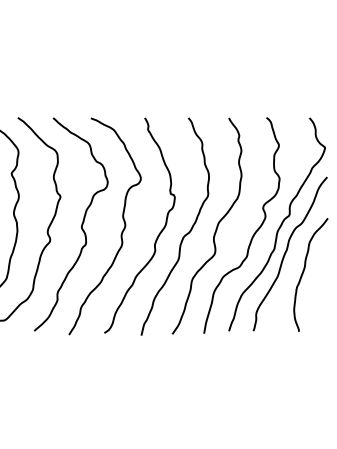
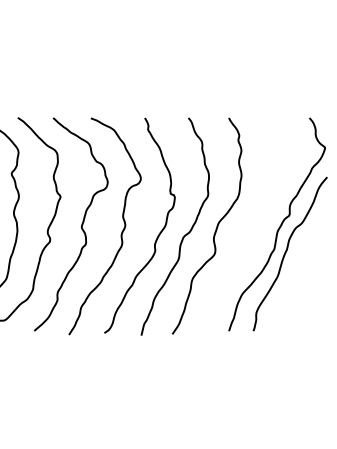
curve: present -> none (253, 233)
curve: present -> none (304, 271)
